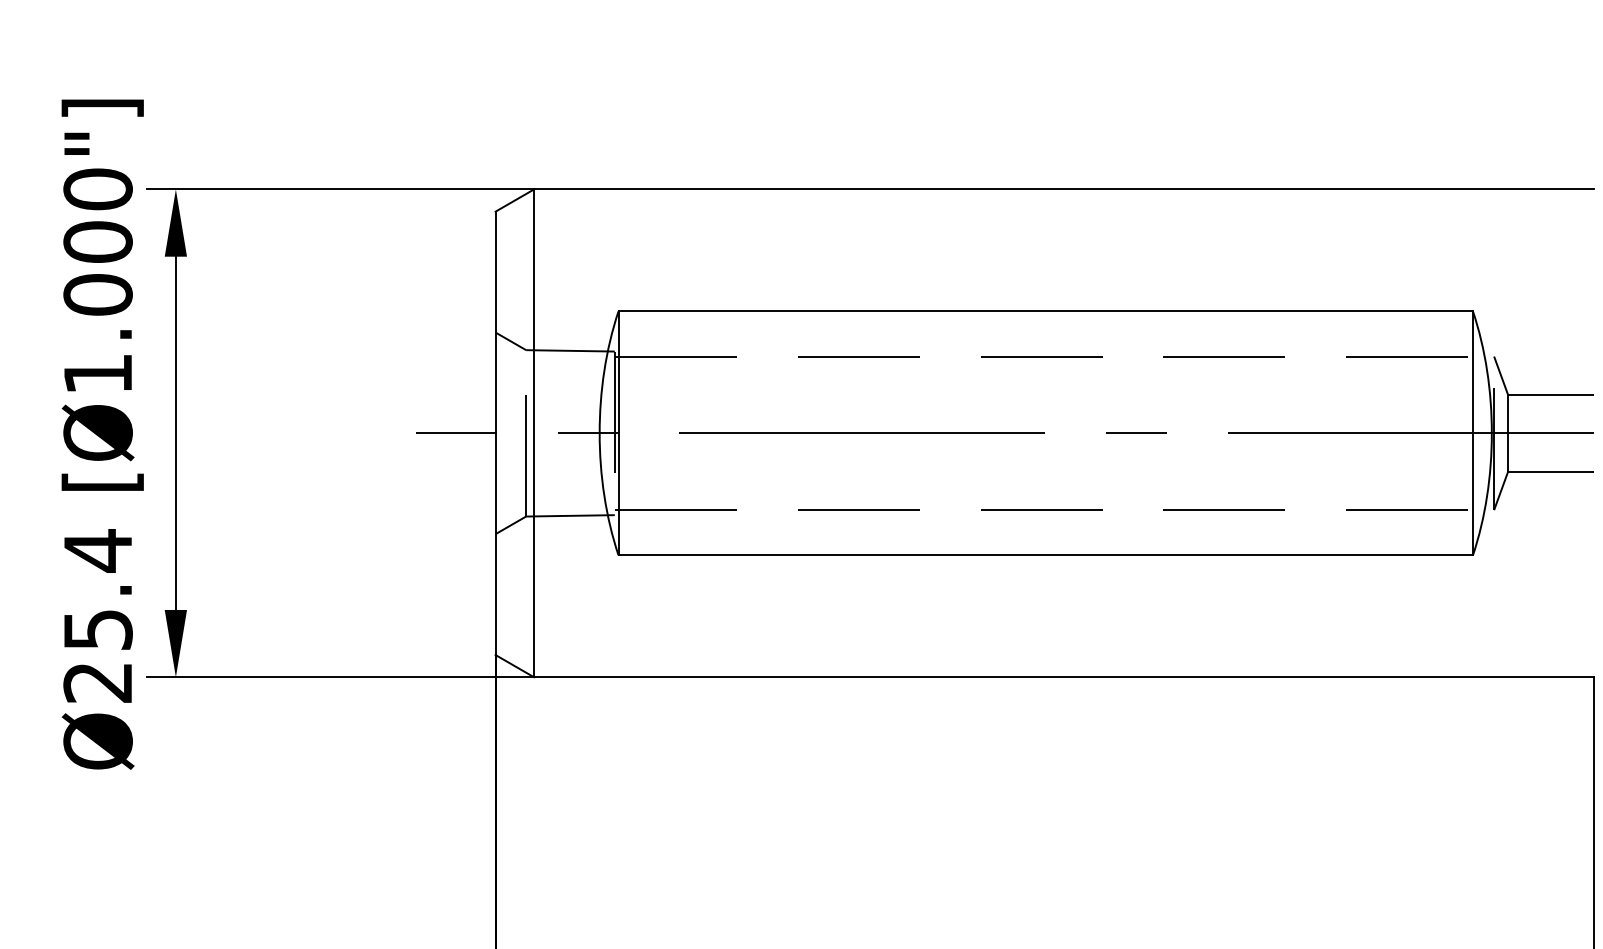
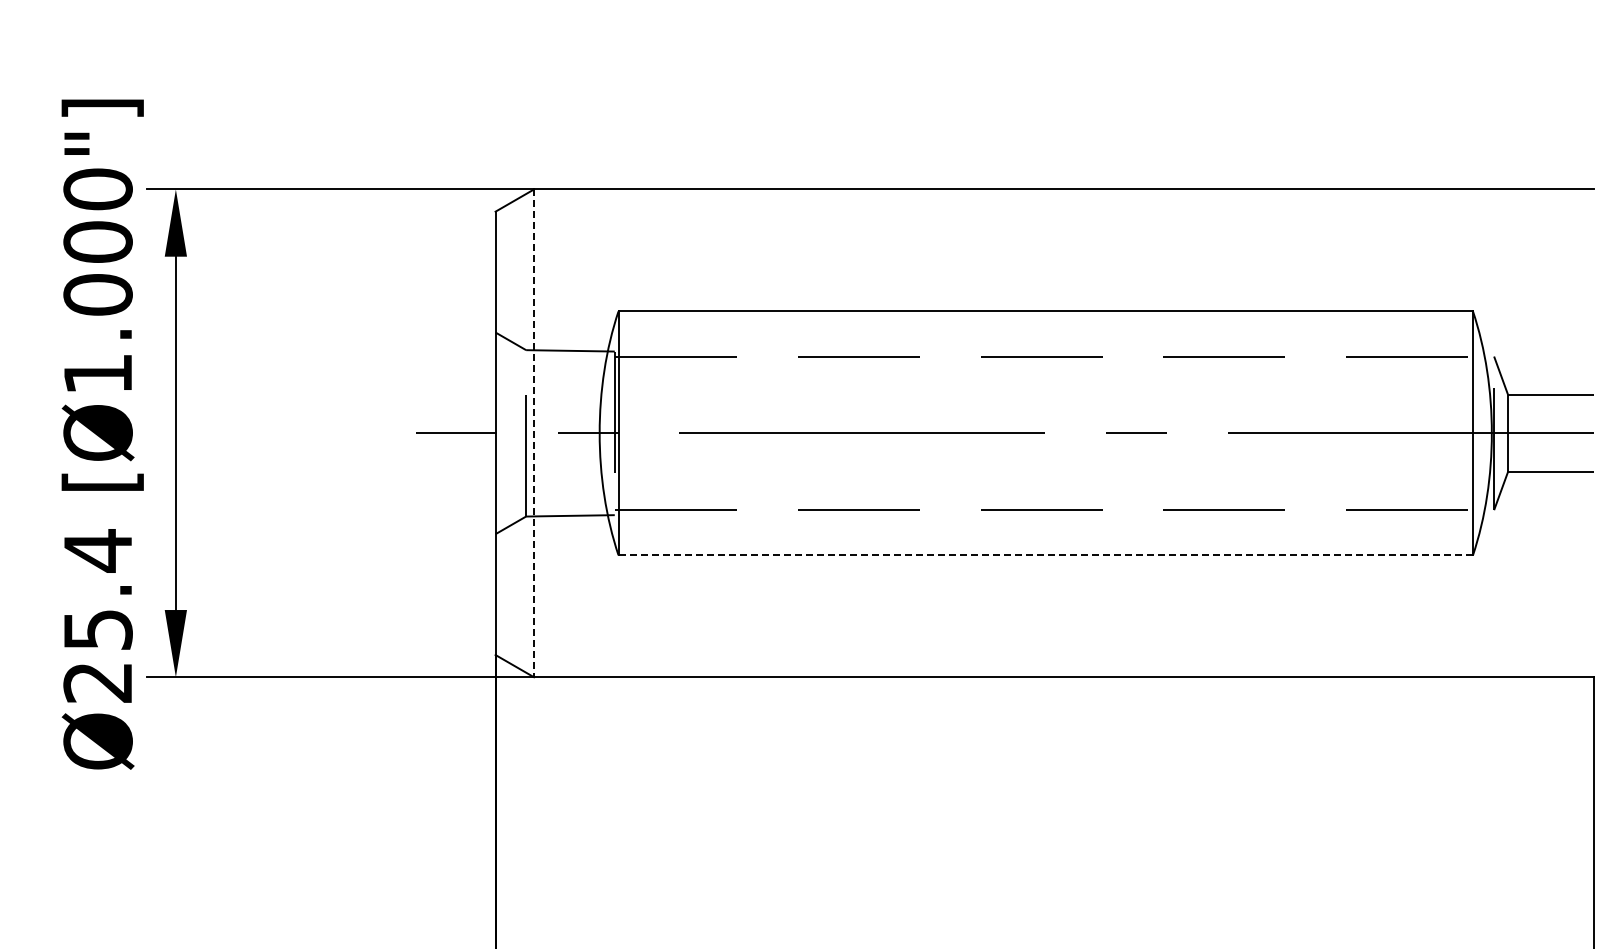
line: solid -> dashed (534, 433)
line: solid -> dashed (1045, 555)
